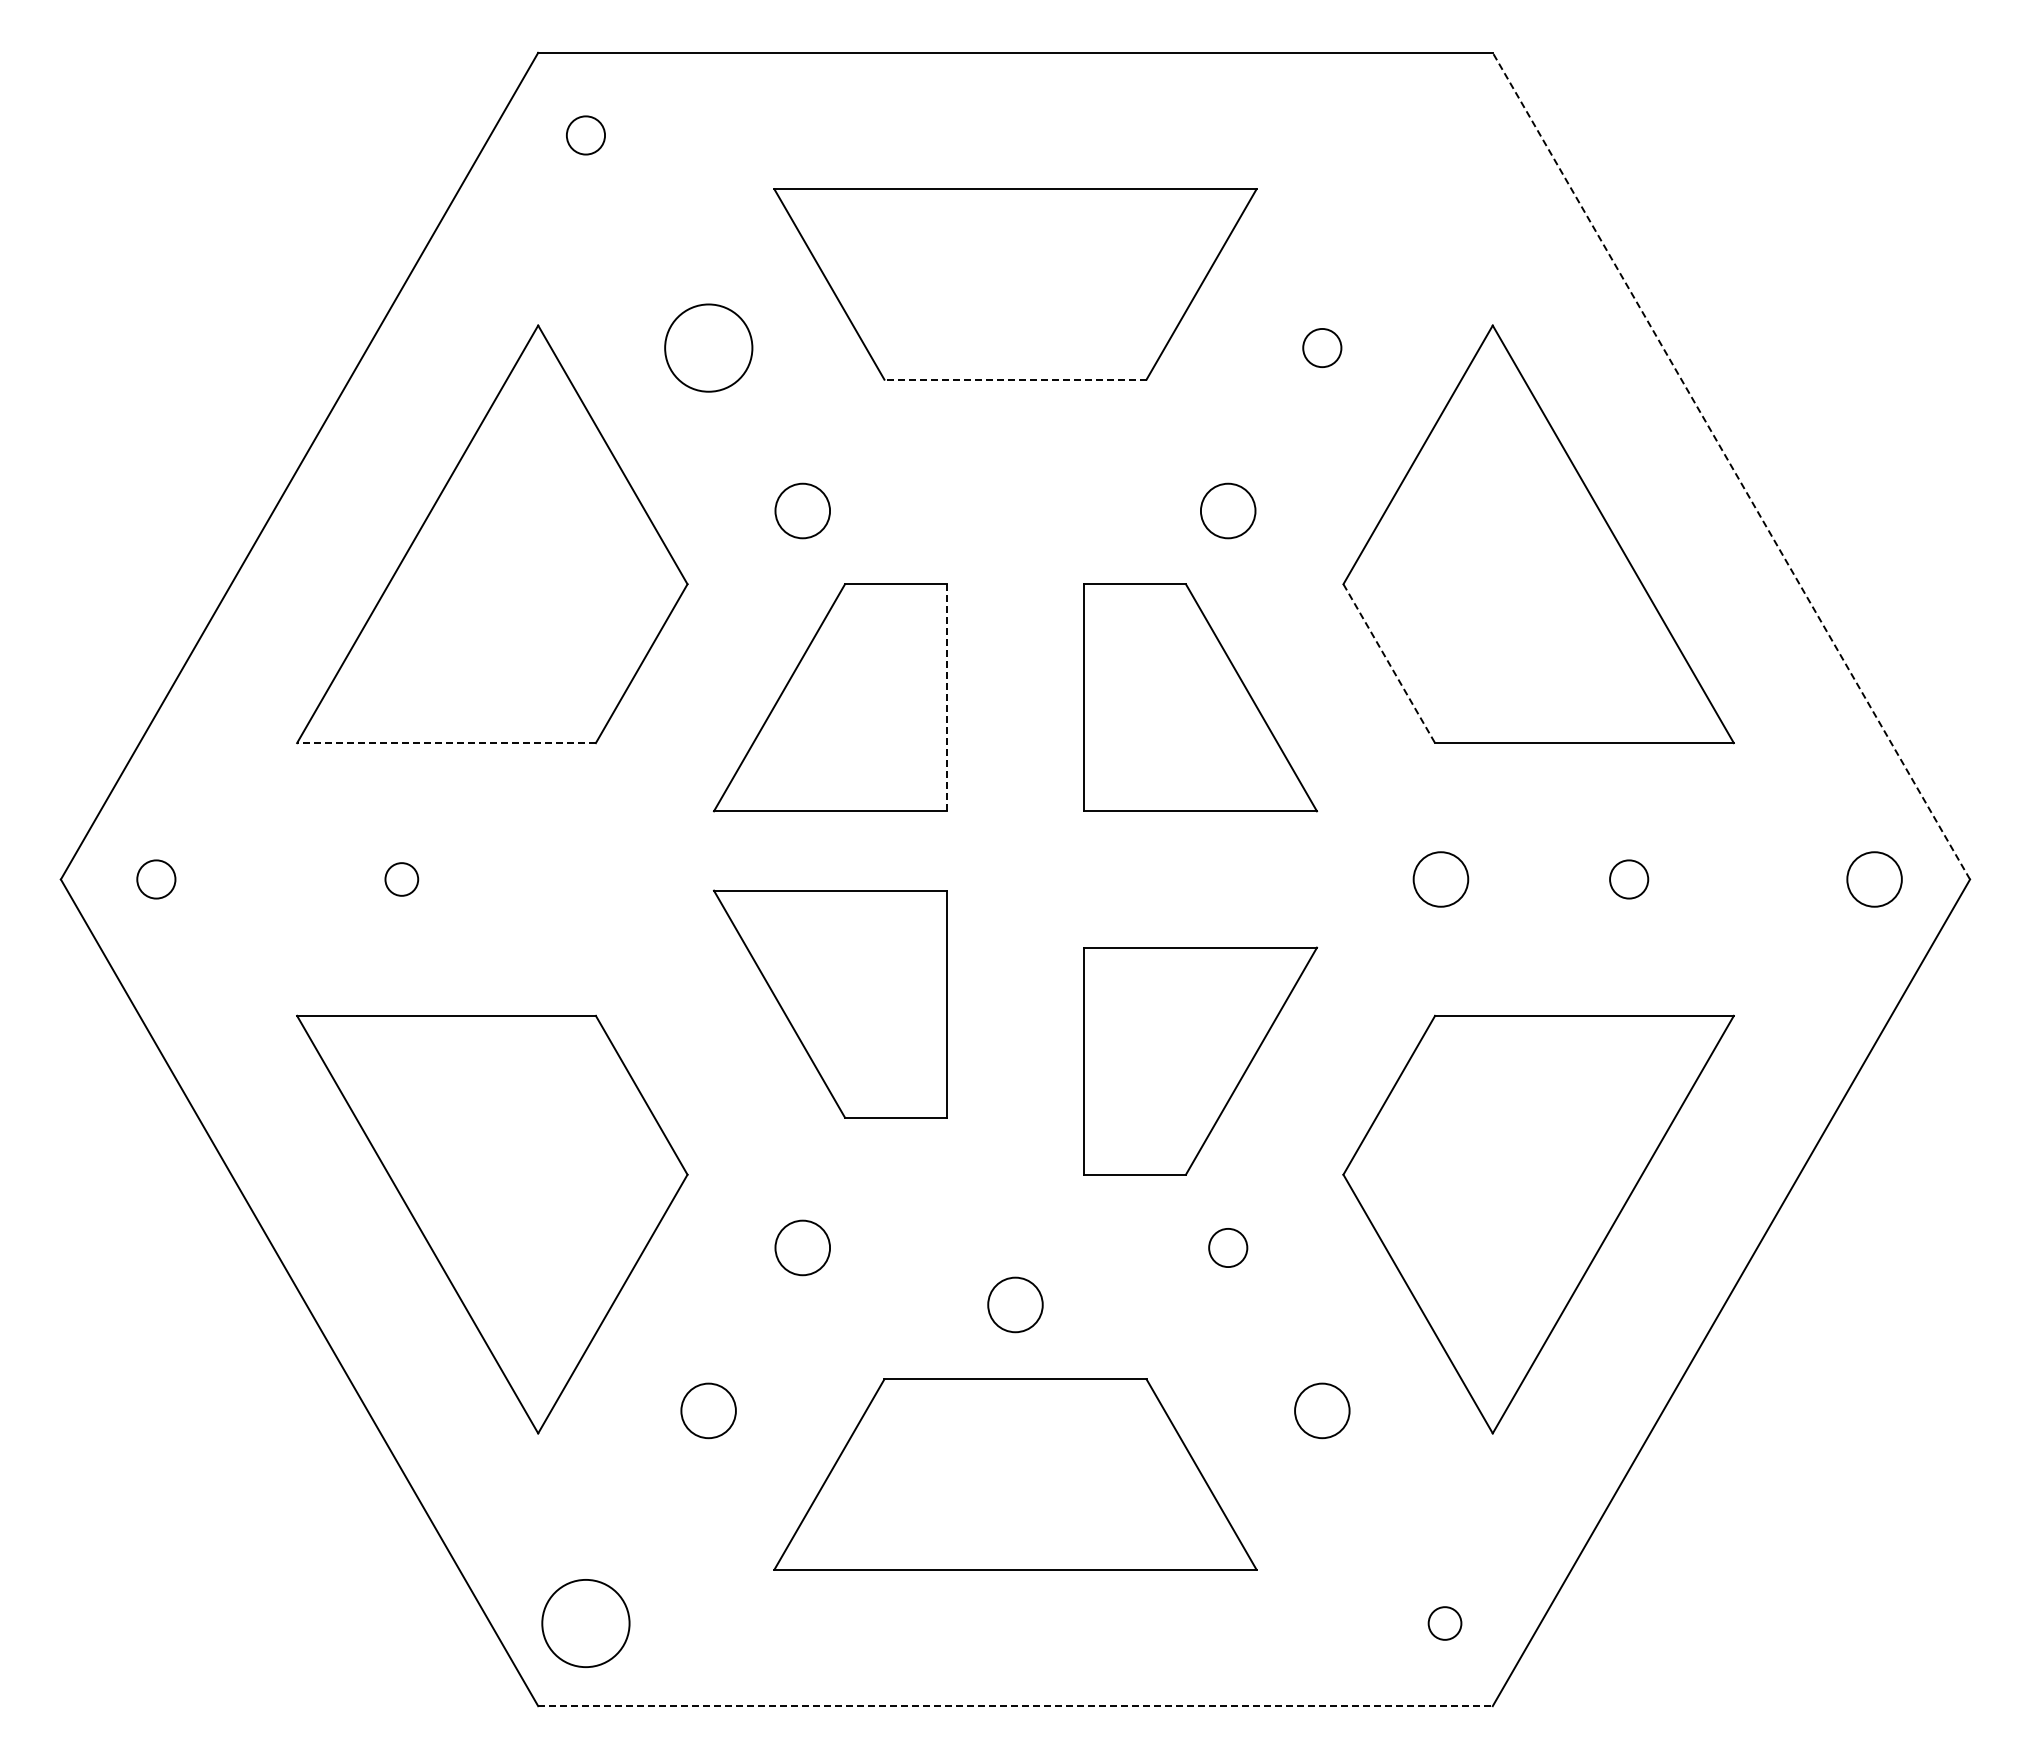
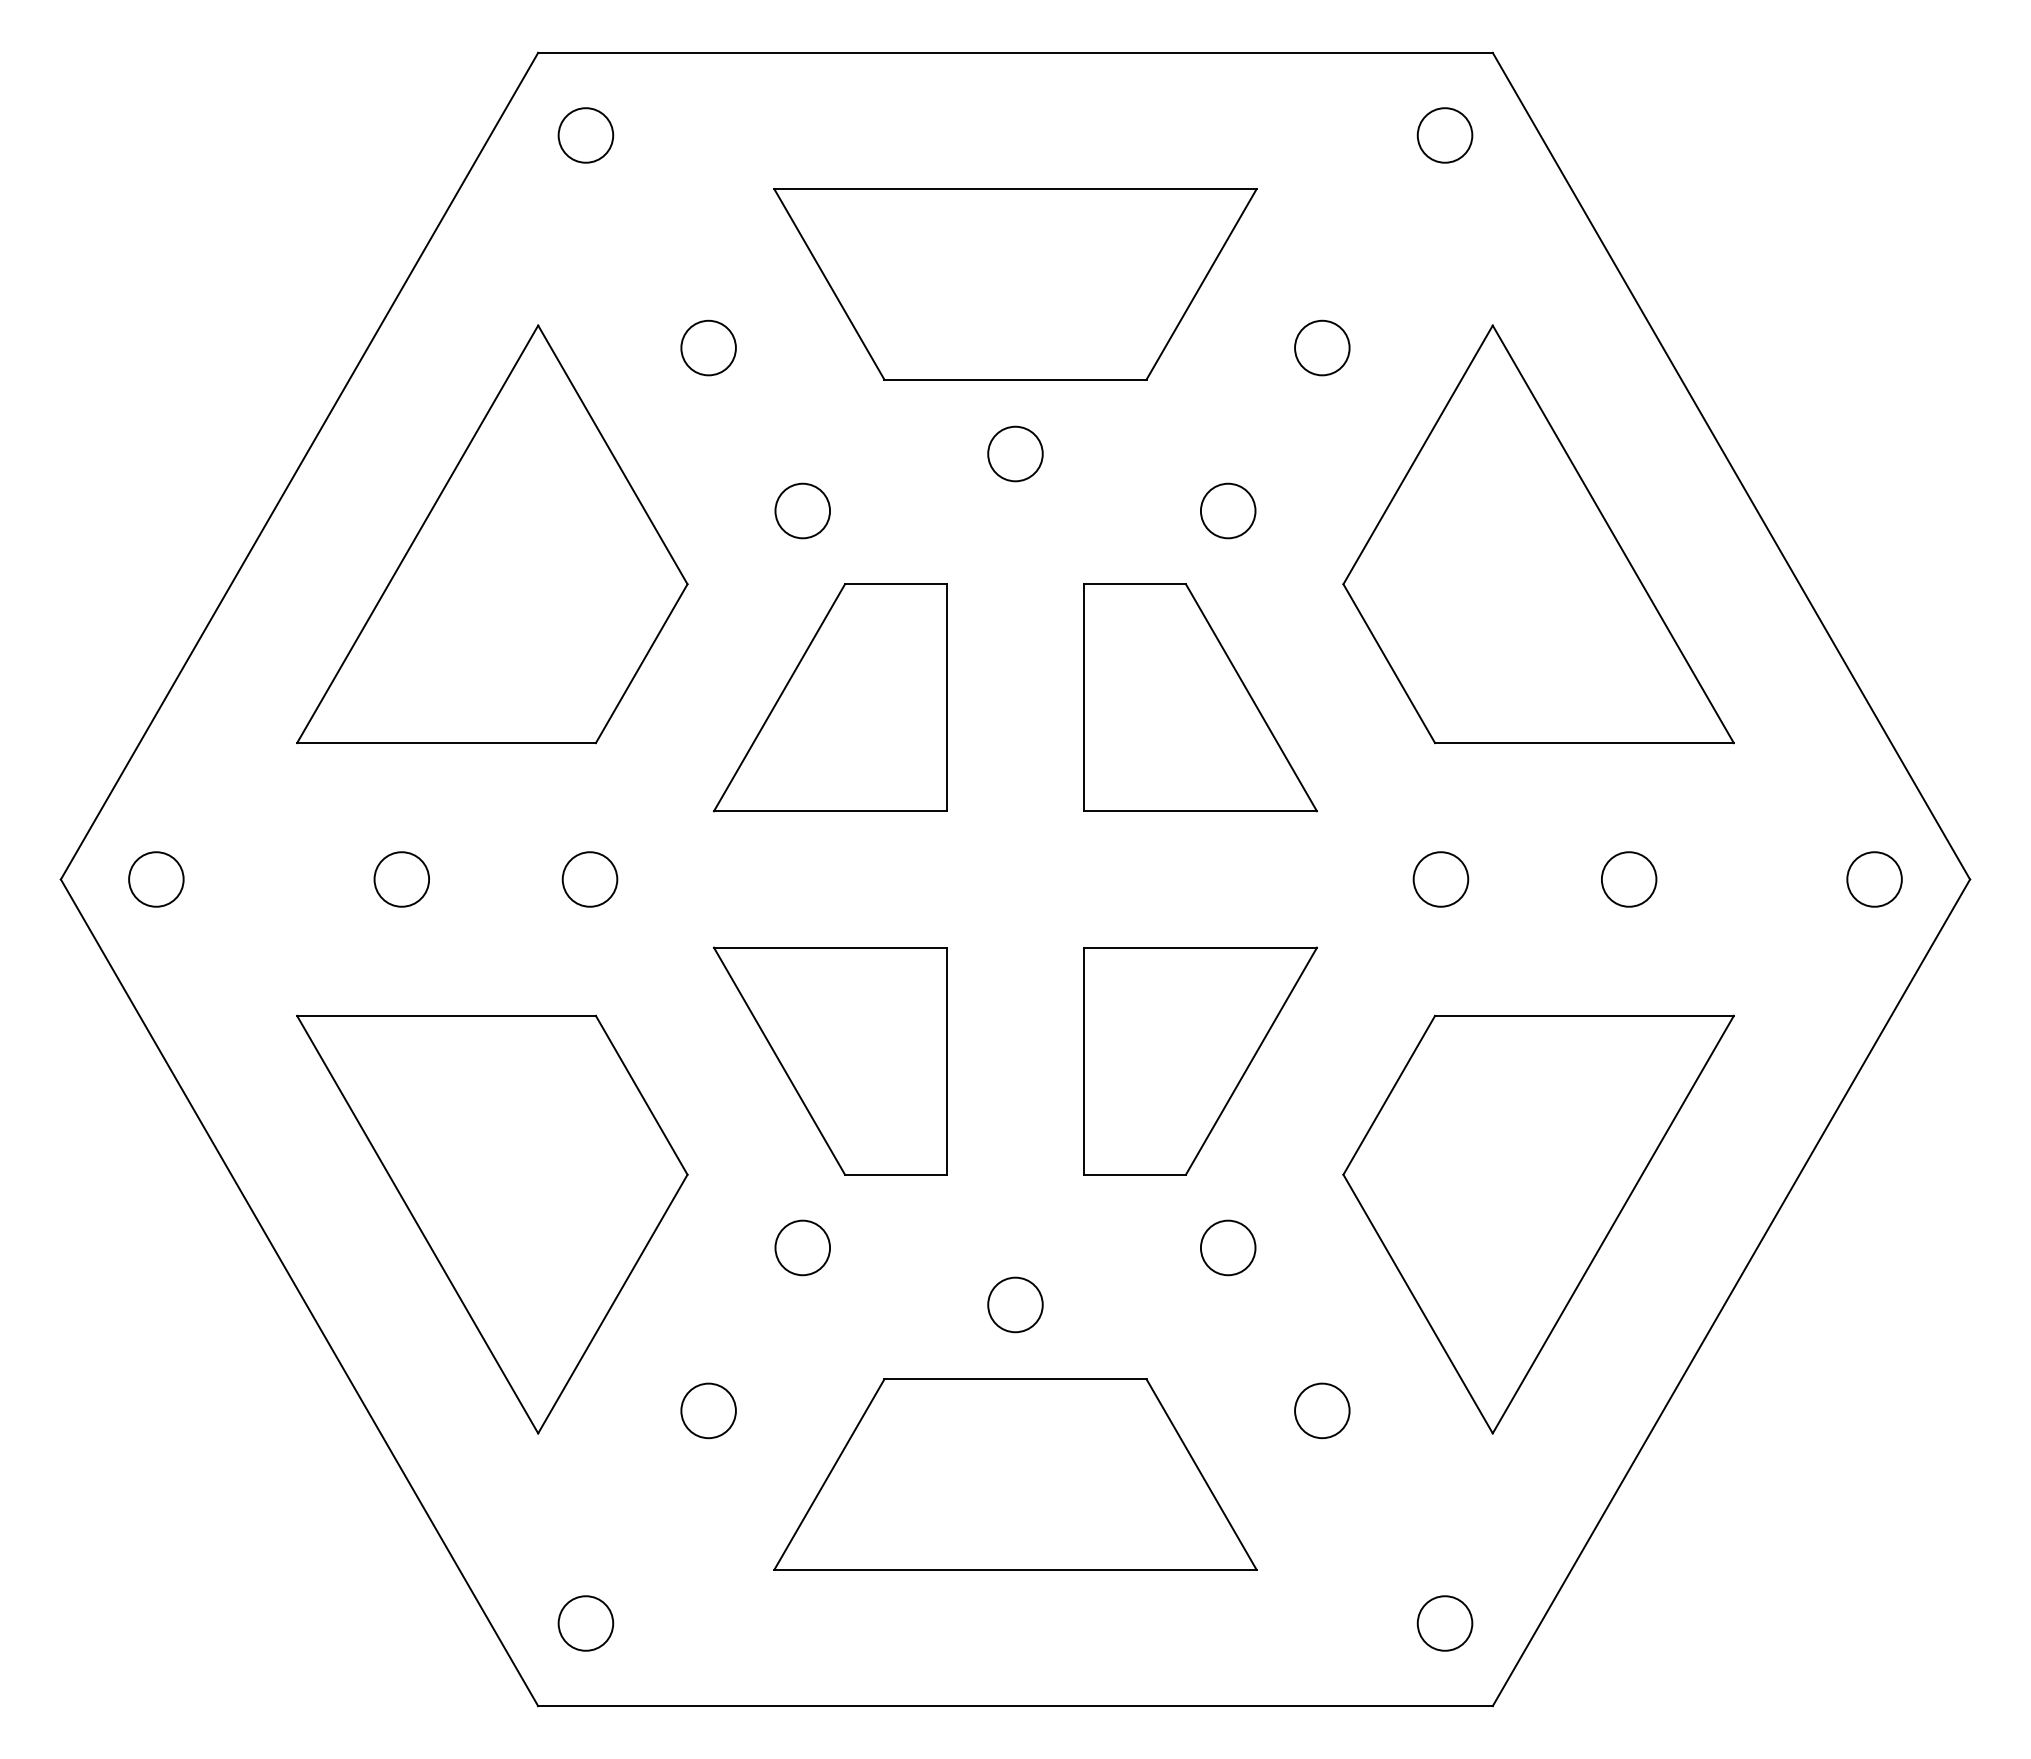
circle diameter: 38 px -> 55 px (585, 135)
circle: none -> present (1444, 135)
circle size: 90x90 px -> 57x58 px (708, 347)
circle diameter: 38 px -> 55 px (1322, 347)
line: dashed -> solid (1015, 379)
circle: none -> present (1015, 453)
line: dashed -> solid (1731, 465)
line: dashed -> solid (1389, 663)
line: dashed -> solid (947, 697)
line: dashed -> solid (446, 743)
circle diameter: 38 px -> 55 px (156, 879)
circle diameter: 33 px -> 55 px (401, 879)
circle: none -> present (589, 879)
circle diameter: 38 px -> 55 px (1628, 879)
part position: (830, 1003) -> (830, 1060) (830, 1060)
circle diameter: 38 px -> 55 px (1227, 1247)
circle diameter: 87 px -> 55 px (585, 1623)
circle diameter: 33 px -> 55 px (1444, 1623)
line: dashed -> solid (1015, 1706)
